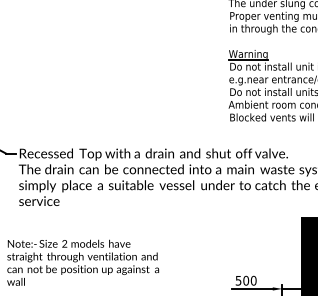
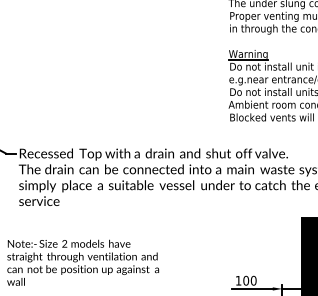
text: 500 -> 100 (238, 280)
